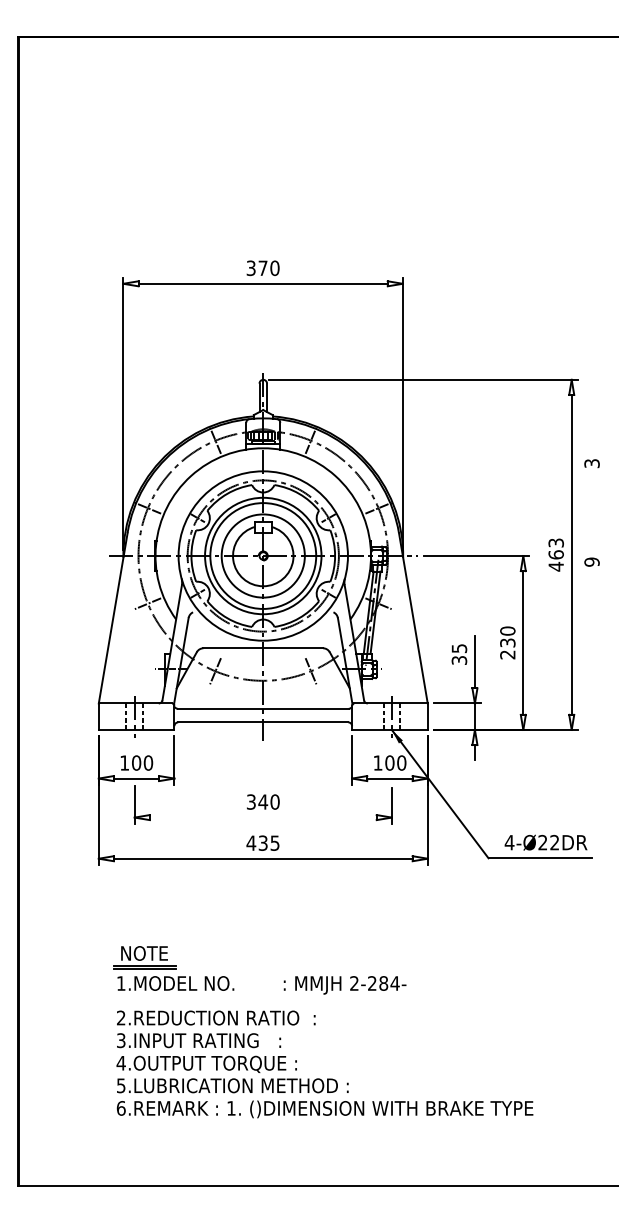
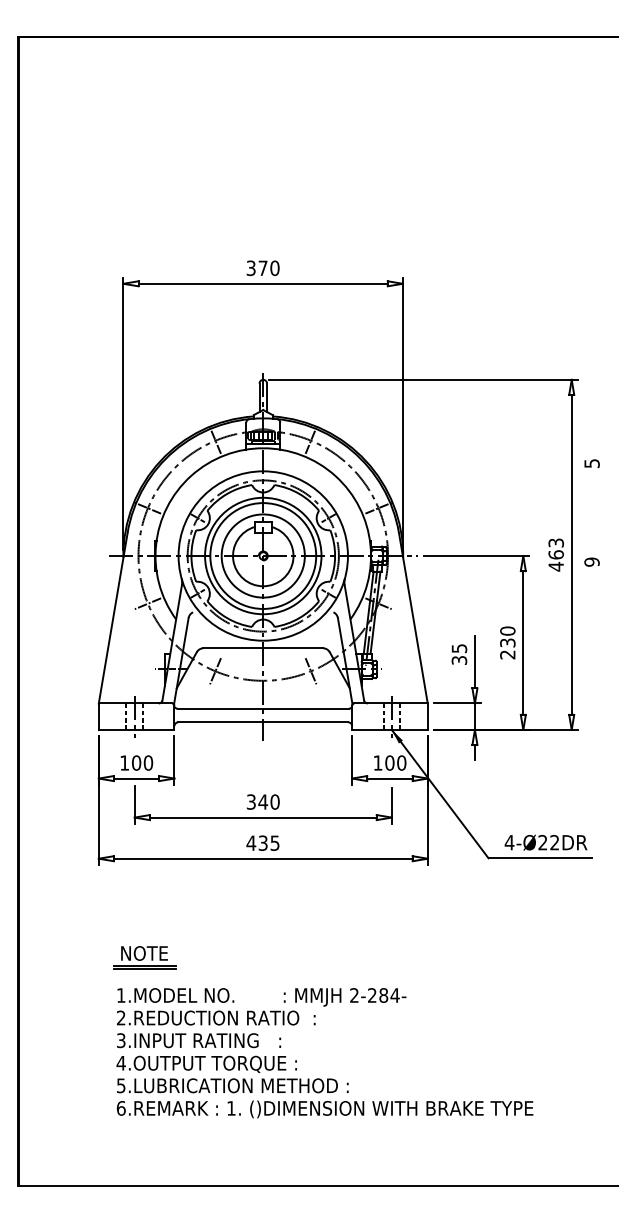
text: 3 -> 5 (591, 463)
line: none -> present (262, 817)
text position: (261, 985) -> (261, 997) (261, 997)
